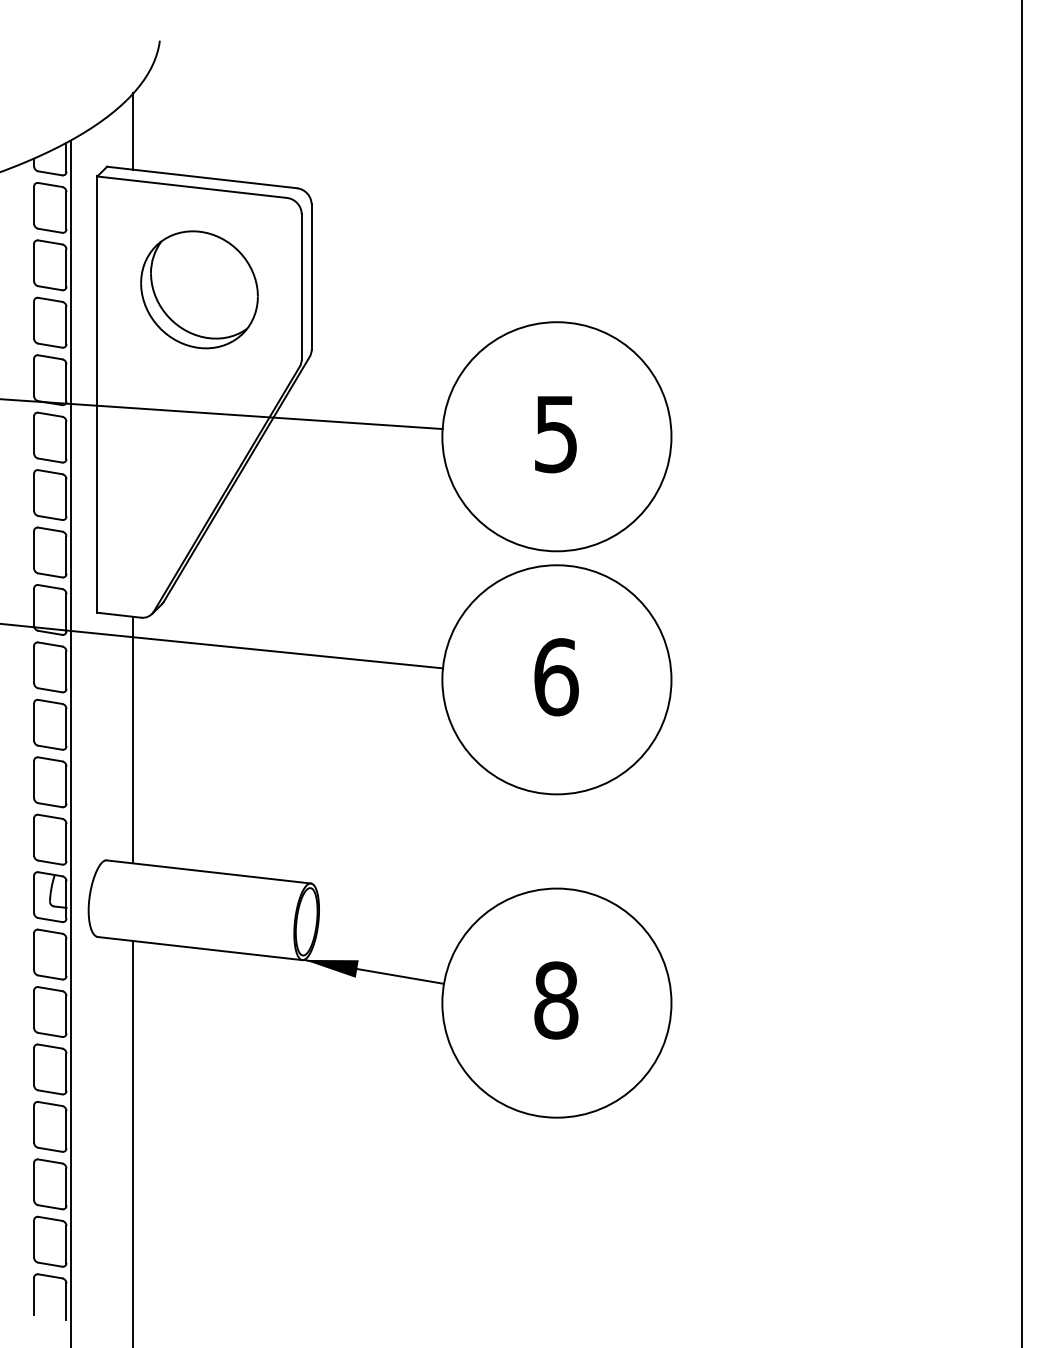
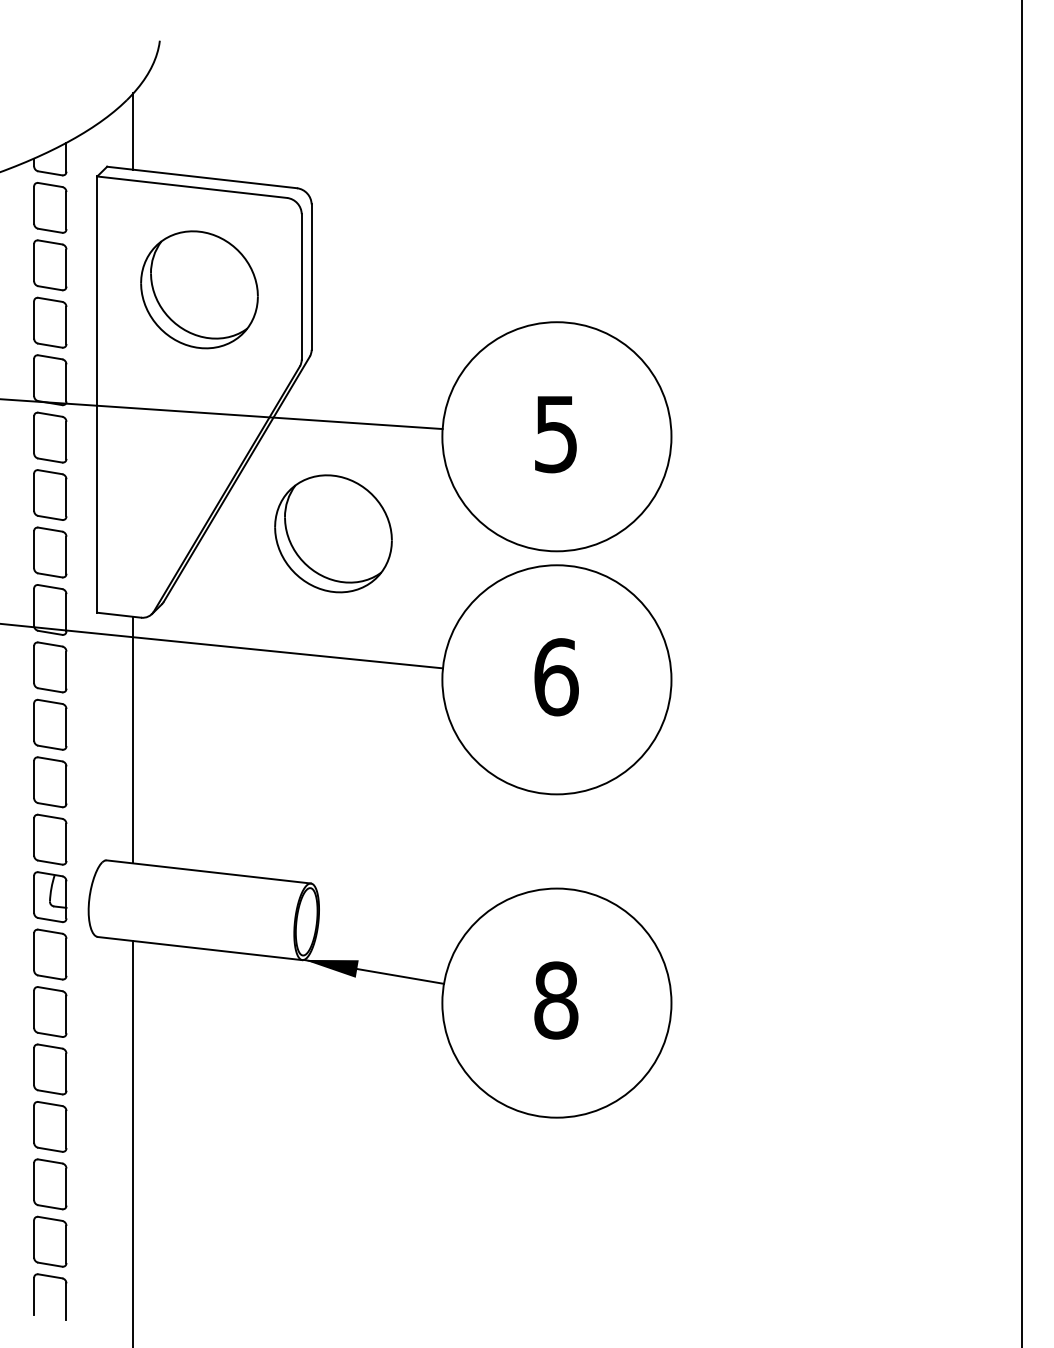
part: none -> present (333, 533)
line: present -> none (70, 742)
